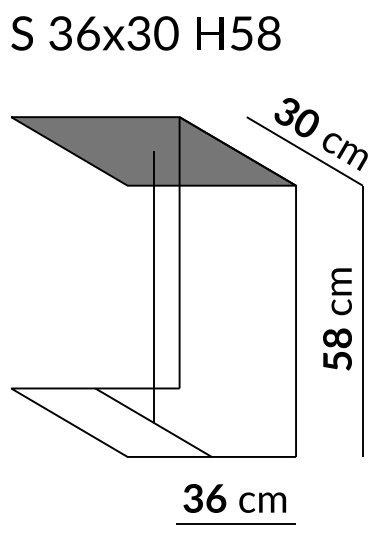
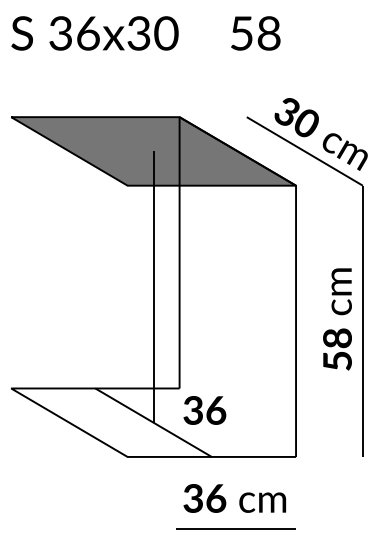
fill: present -> none (209, 33)
part: none -> present (204, 410)
line position: (235, 523) -> (235, 528) (235, 528)
